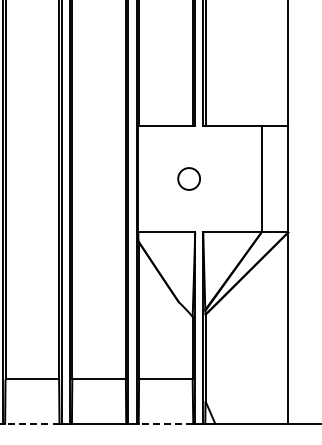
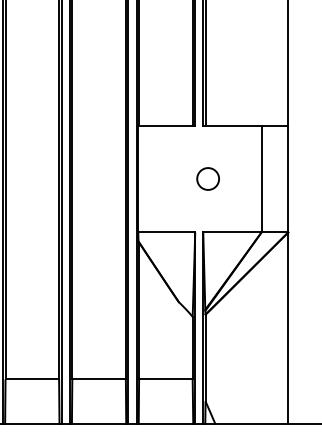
circle position: (188, 178) -> (207, 178) (207, 178)
line: dashed -> solid (31, 423)
line: dashed -> solid (165, 423)
